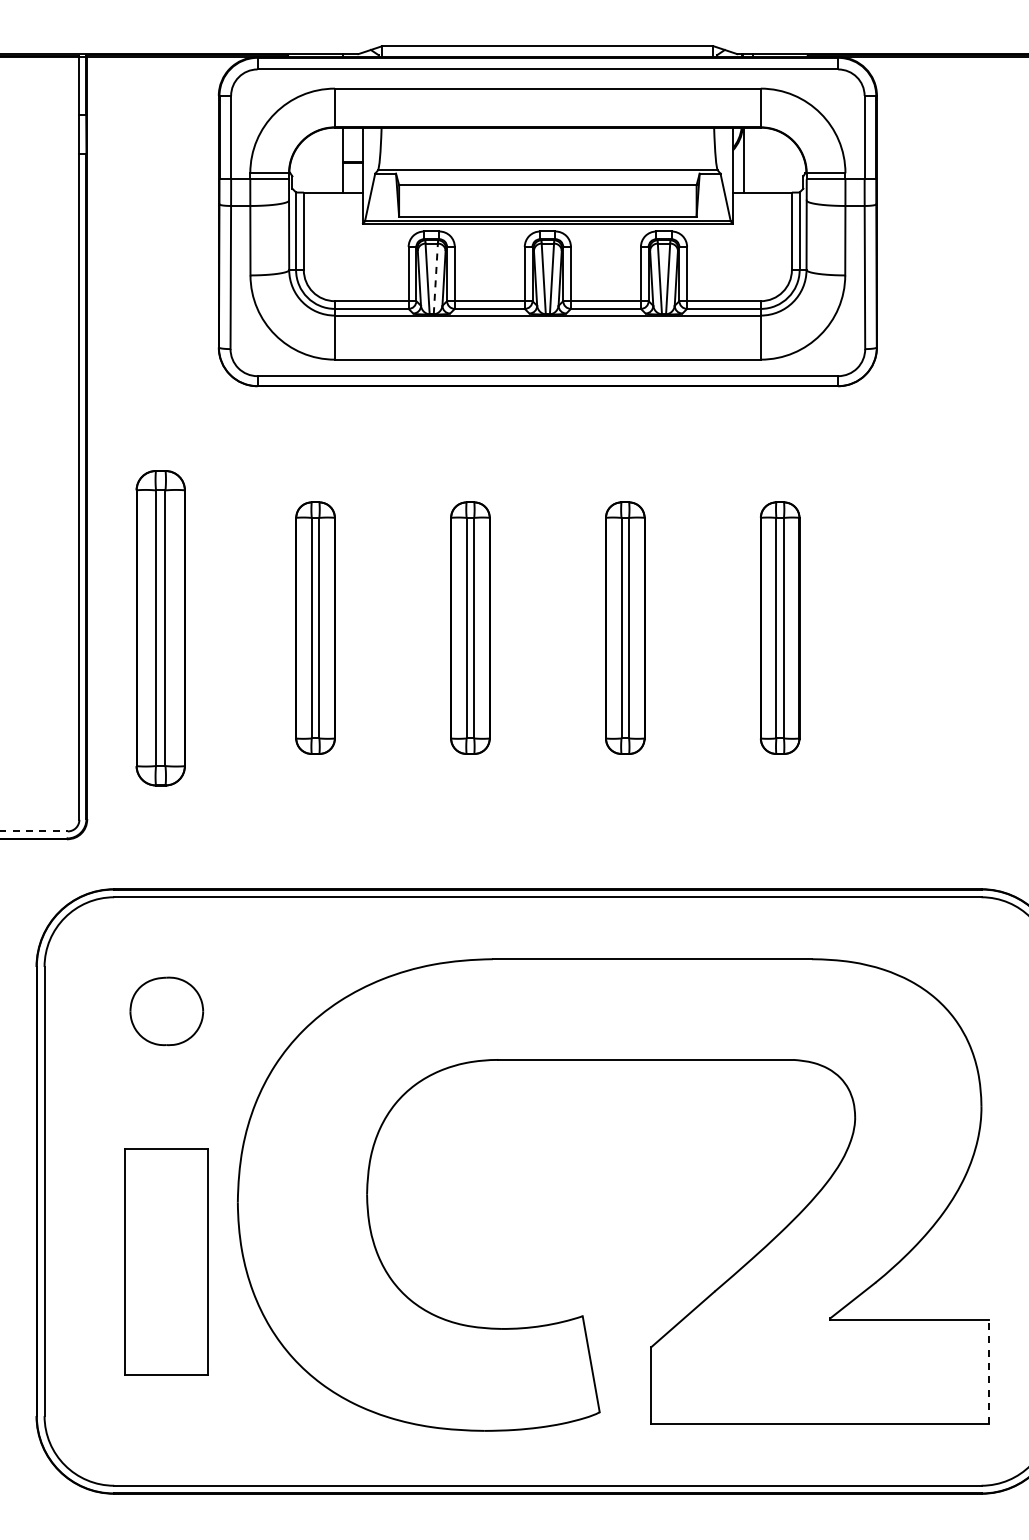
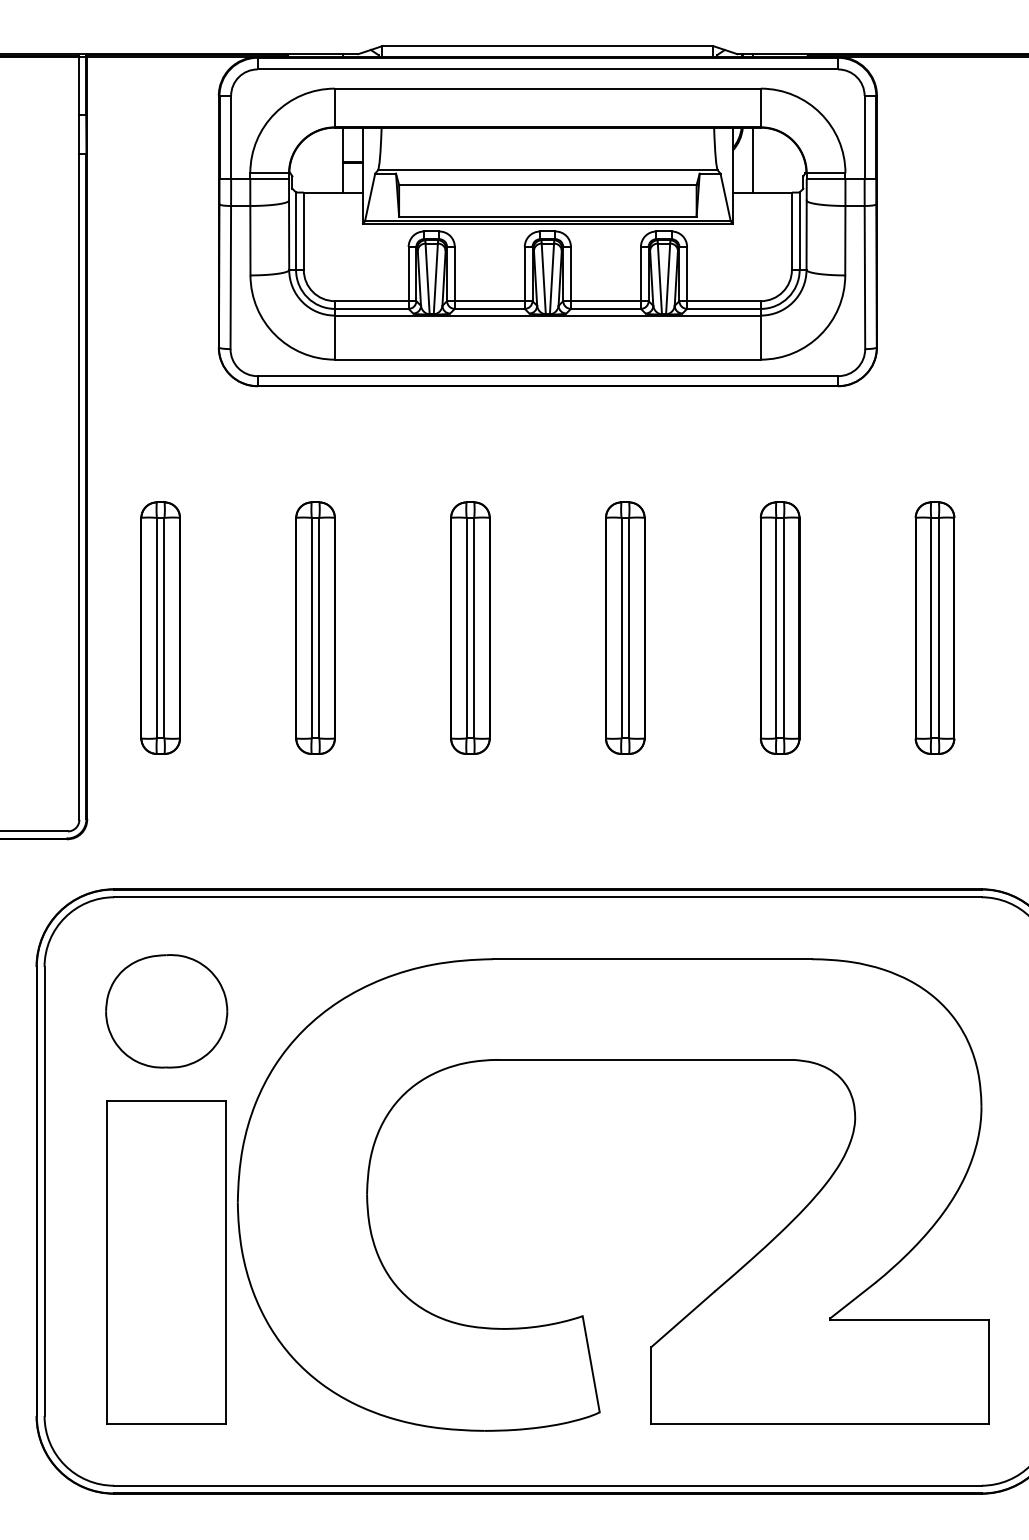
line position: (744, 159) -> (753, 159) (753, 159)
line: dashed -> solid (435, 278)
part: none -> present (934, 627)
part size: 51x317 px -> 41x254 px (160, 627)
line: dashed -> solid (34, 831)
part size: 76x71 px -> 124x115 px (166, 1011)
part size: 85x228 px -> 121x325 px (166, 1262)
line: dashed -> solid (989, 1371)
